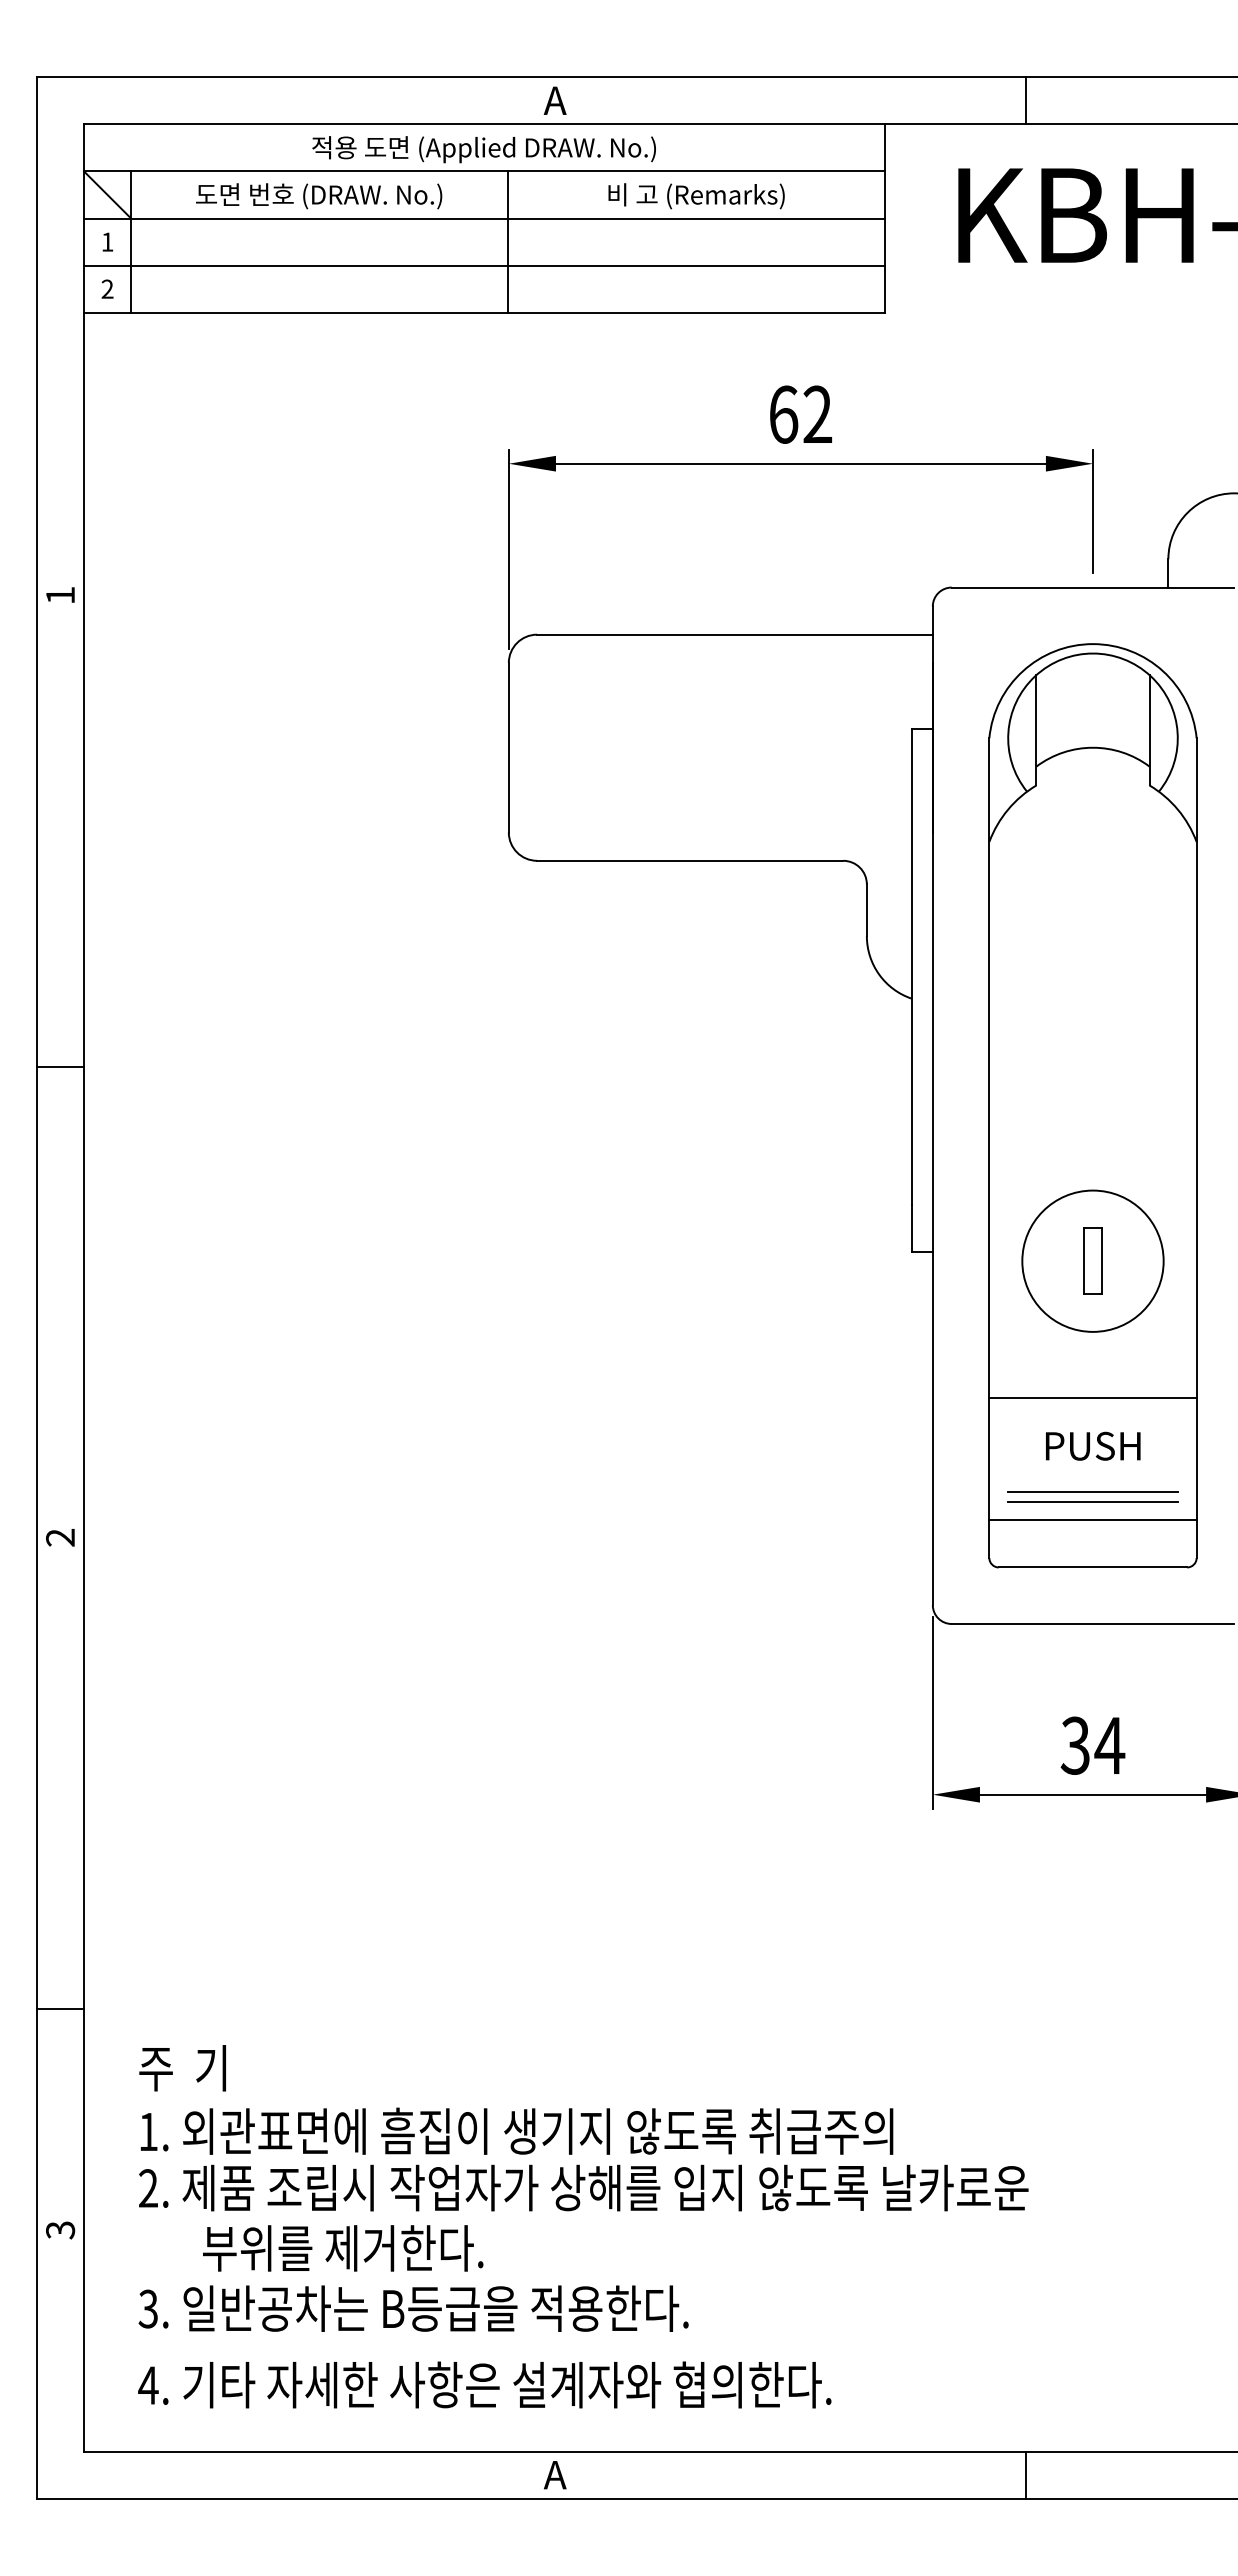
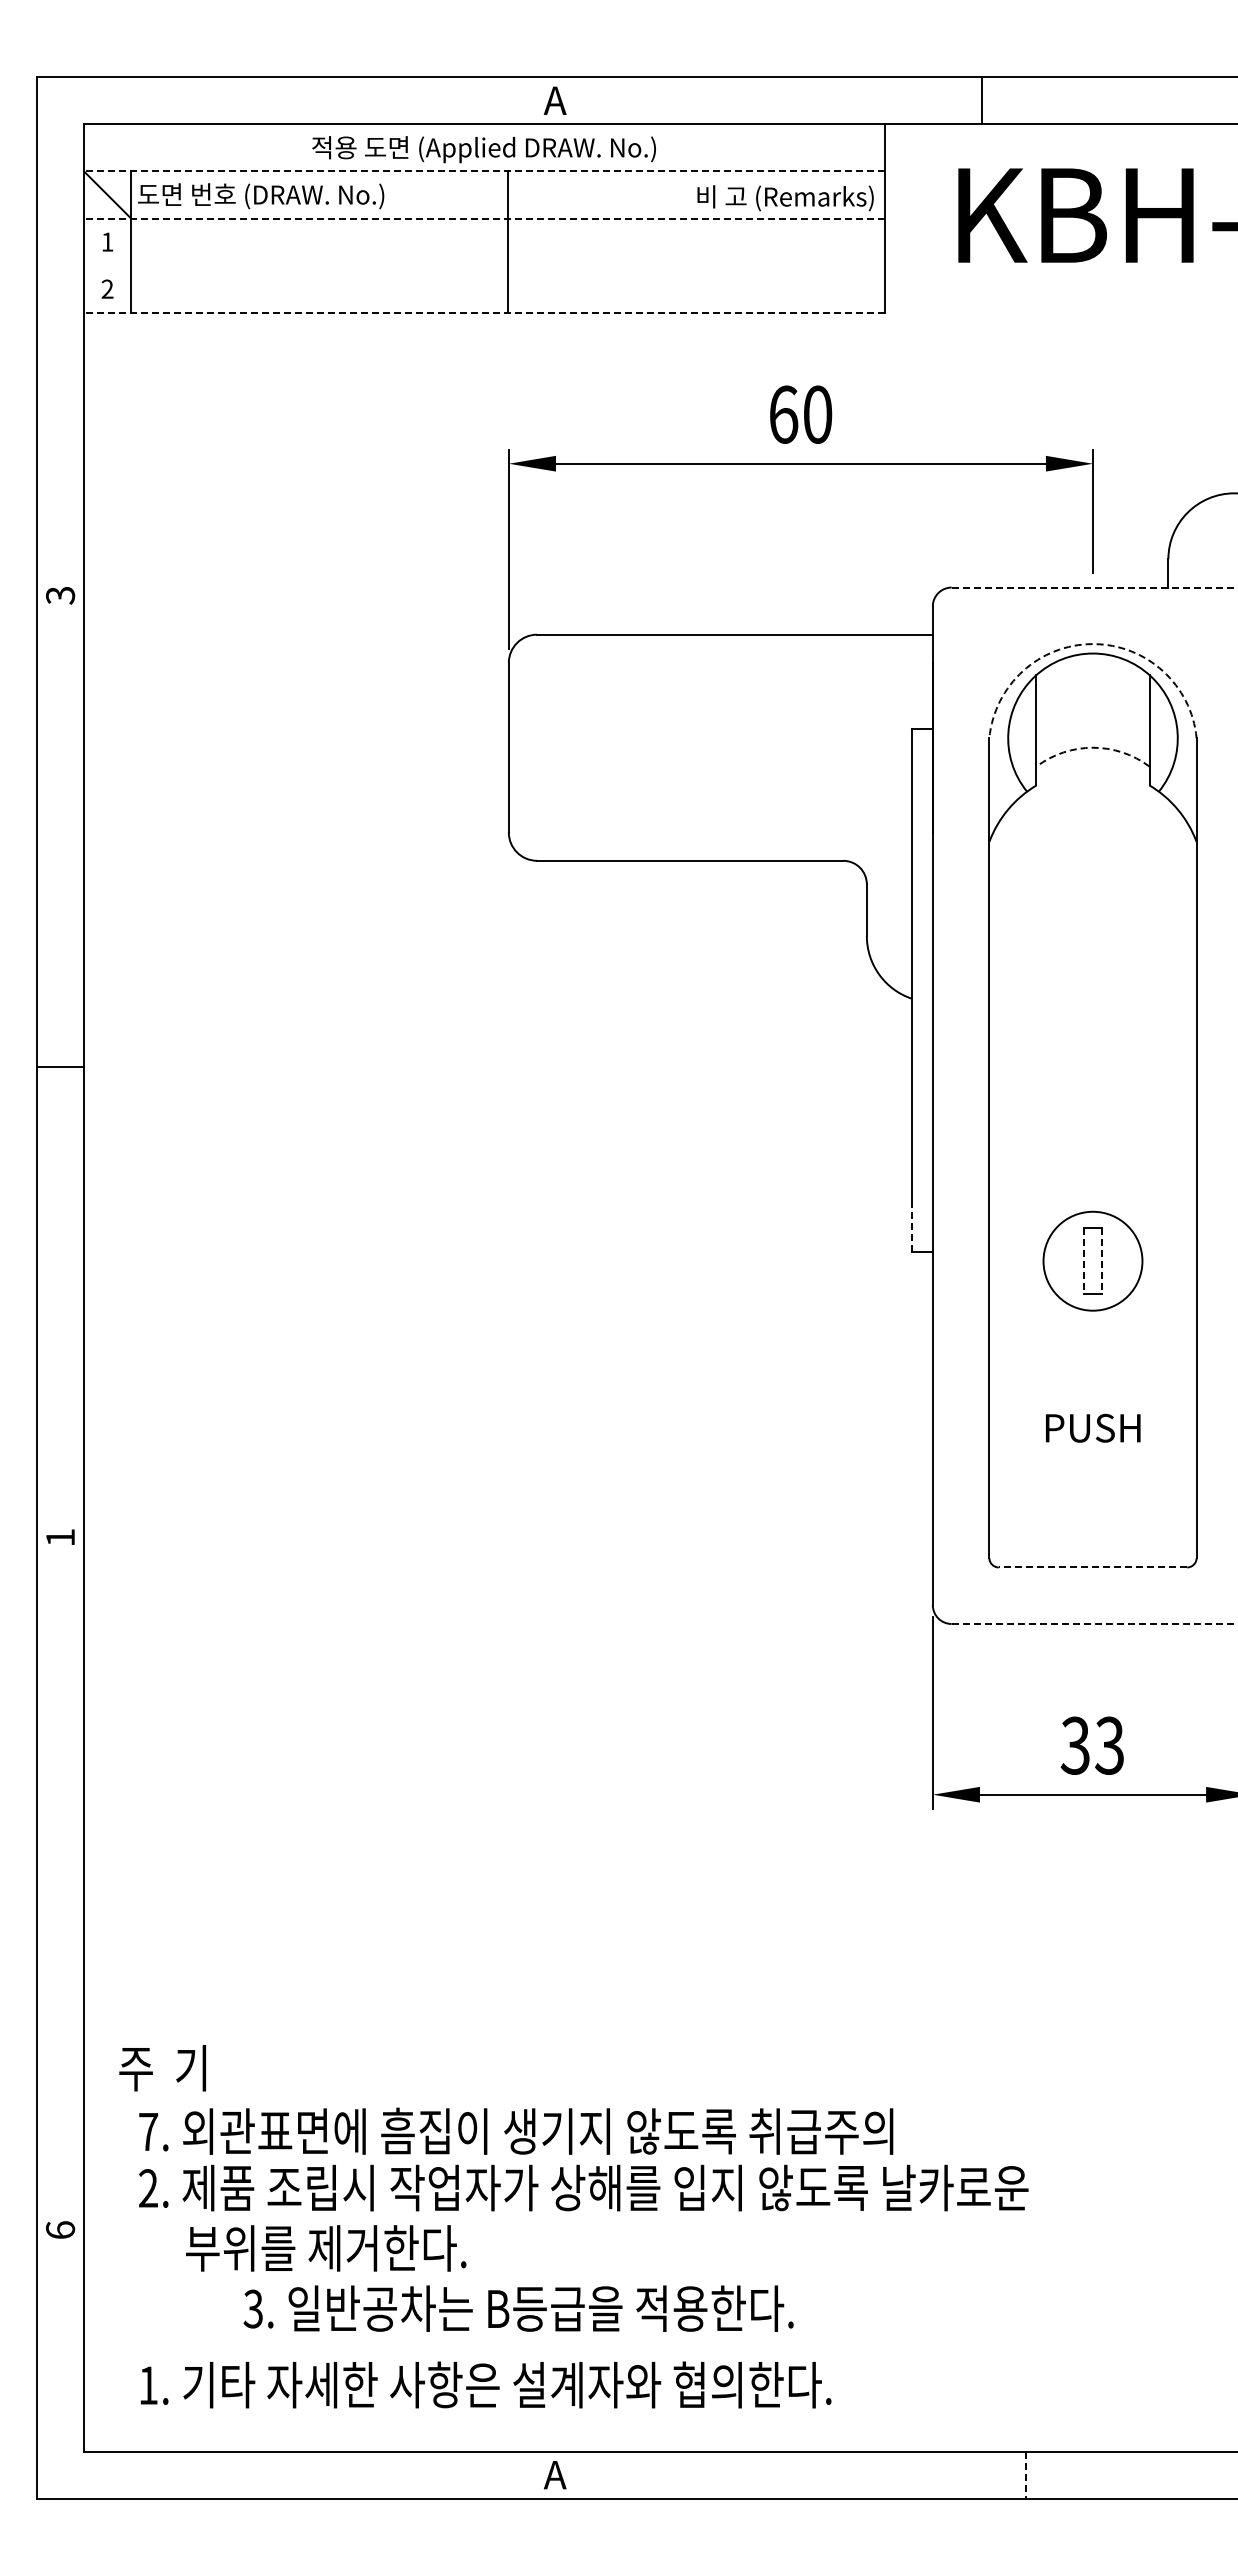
line position: (1026, 100) -> (982, 100) (982, 100)
line: solid -> dashed (484, 171)
text position: (319, 196) -> (261, 196) (261, 196)
text position: (696, 196) -> (785, 198) (785, 198)
line: solid -> dashed (484, 218)
line: present -> none (484, 265)
line: solid -> dashed (484, 312)
text: 62 -> 60 (817, 414)
line: solid -> dashed (1093, 587)
text: 1 -> 3 (60, 595)
arc: solid -> dashed (1092, 644)
arc: solid -> dashed (1092, 747)
line: solid -> dashed (911, 1228)
circle diameter: 141 px -> 99 px (1092, 1260)
line: solid -> dashed (1083, 1261)
line: solid -> dashed (1102, 1261)
line: present -> none (1092, 1397)
text position: (1093, 1445) -> (1093, 1427) (1093, 1427)
line: present -> none (1092, 1492)
line: present -> none (1092, 1501)
line: present -> none (1092, 1520)
text: 2 -> 1 (60, 1537)
line: solid -> dashed (1092, 1567)
line: solid -> dashed (1092, 1623)
text: 34 -> 33 (1109, 1745)
line: present -> none (60, 2008)
text position: (182, 2068) -> (162, 2068) (162, 2068)
text: 1. -> 7. (148, 2131)
text: 3 -> 6 (60, 2230)
text position: (343, 2248) -> (326, 2248) (326, 2248)
text position: (413, 2308) -> (518, 2308) (518, 2308)
text: 4. -> 1. (148, 2385)
line: solid -> dashed (1026, 2475)
